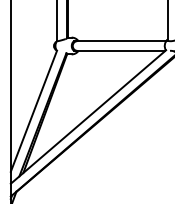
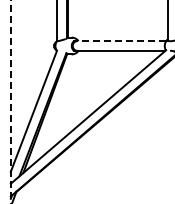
line: solid -> dashed (121, 41)
line: solid -> dashed (10, 101)
